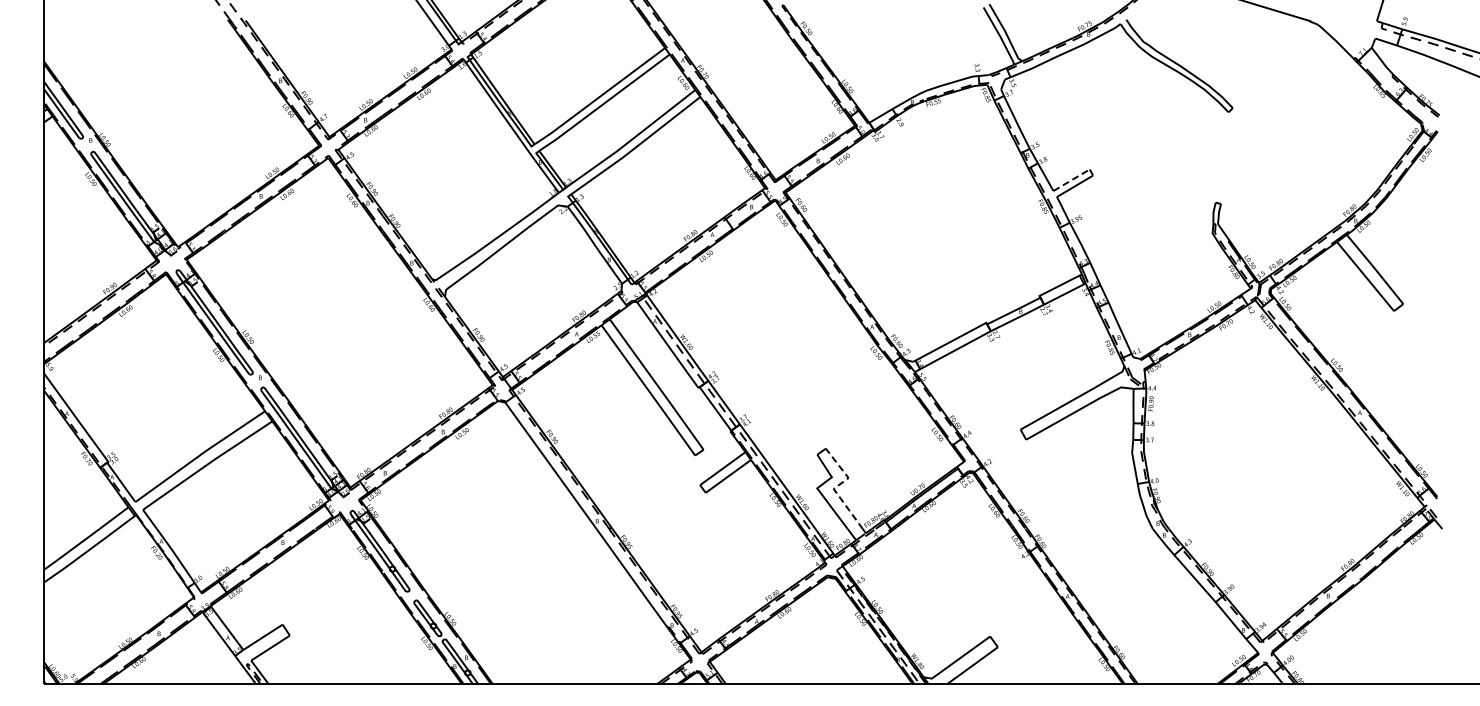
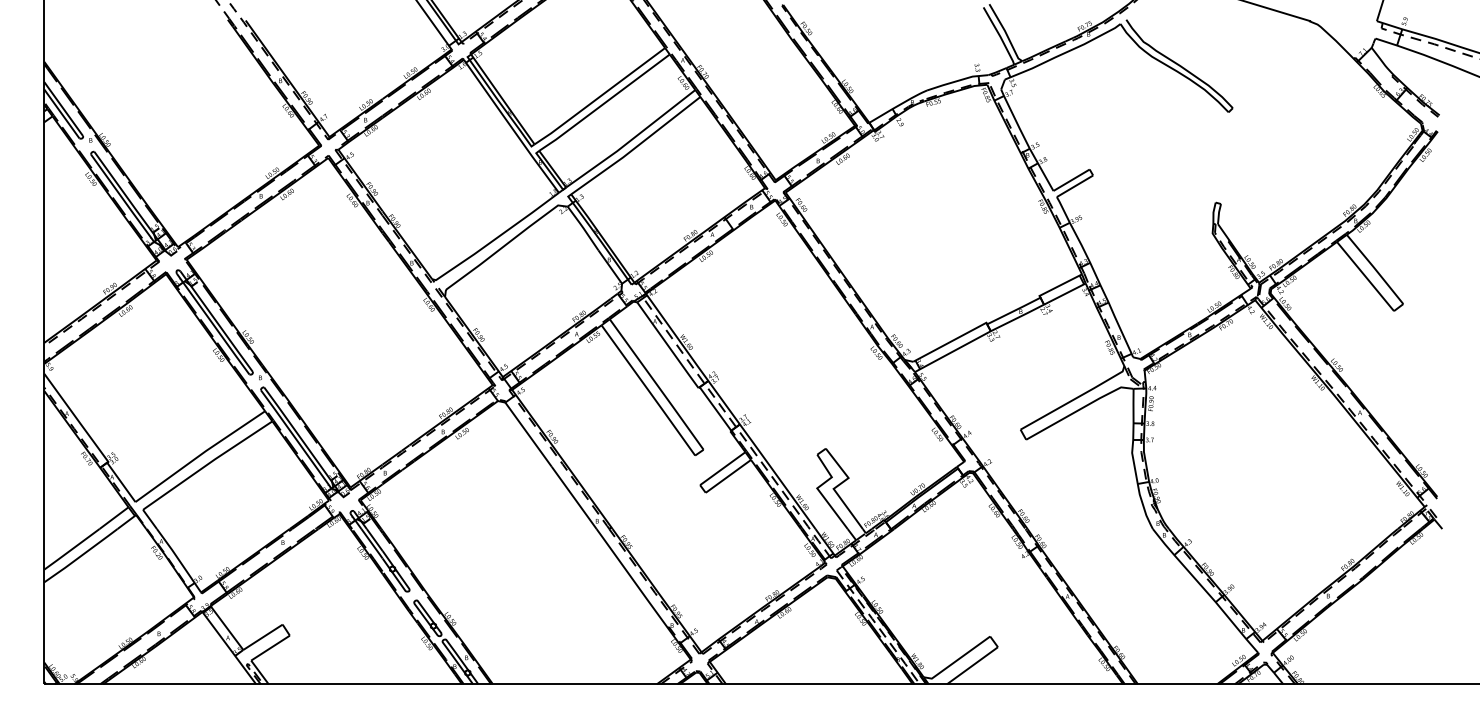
line: dashed -> solid (1072, 180)
line: dashed -> solid (836, 486)
